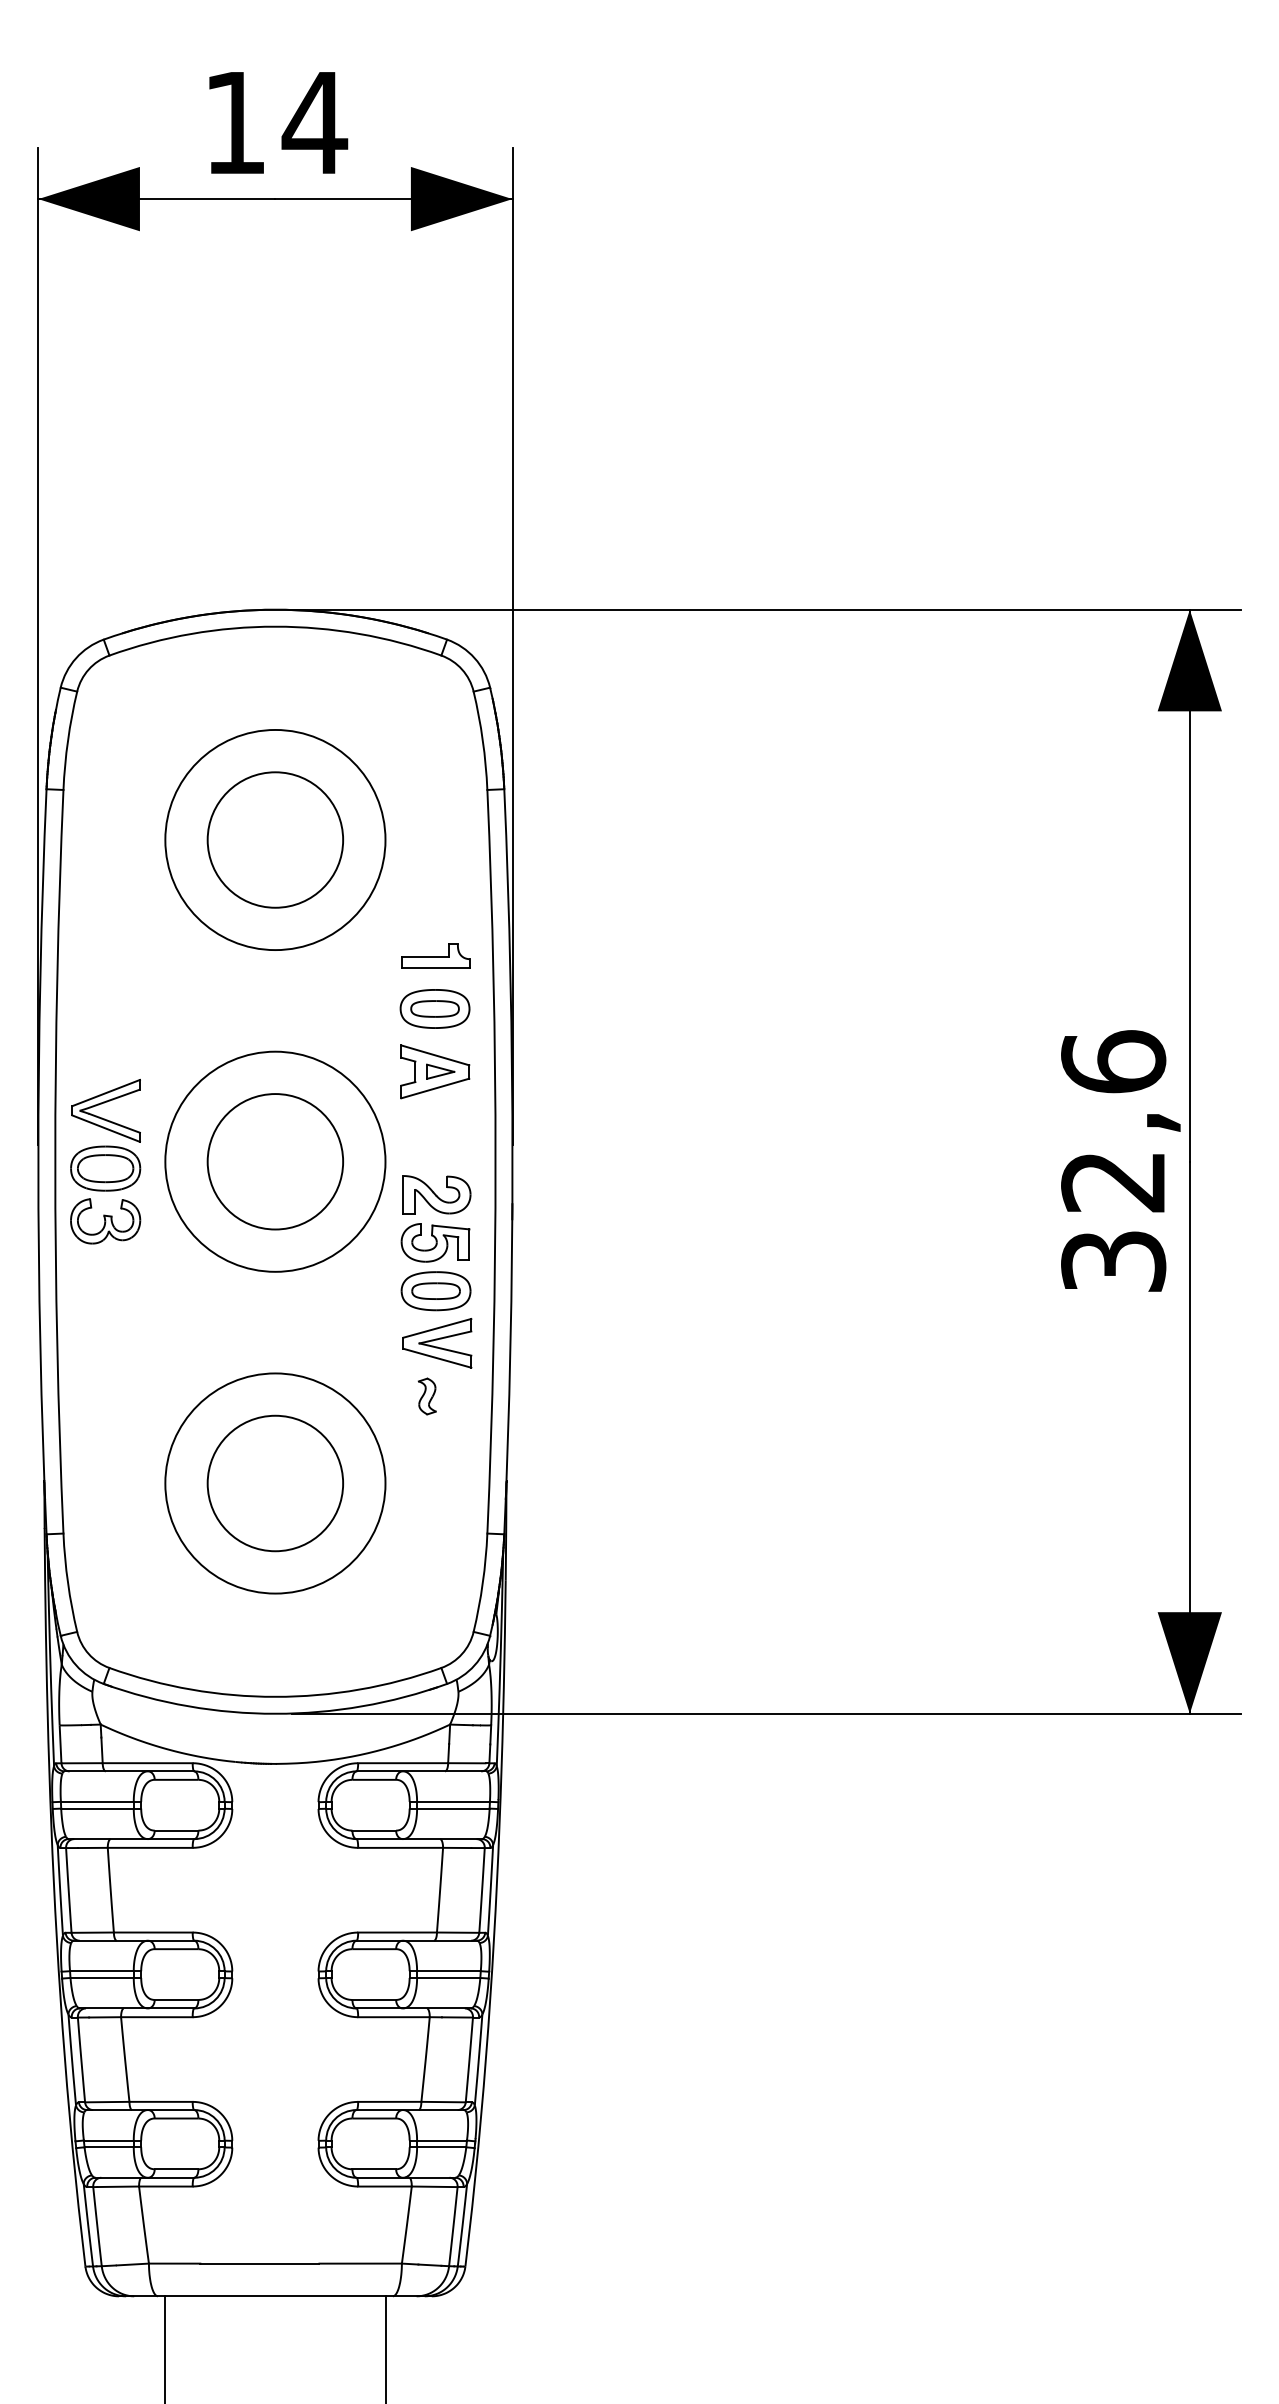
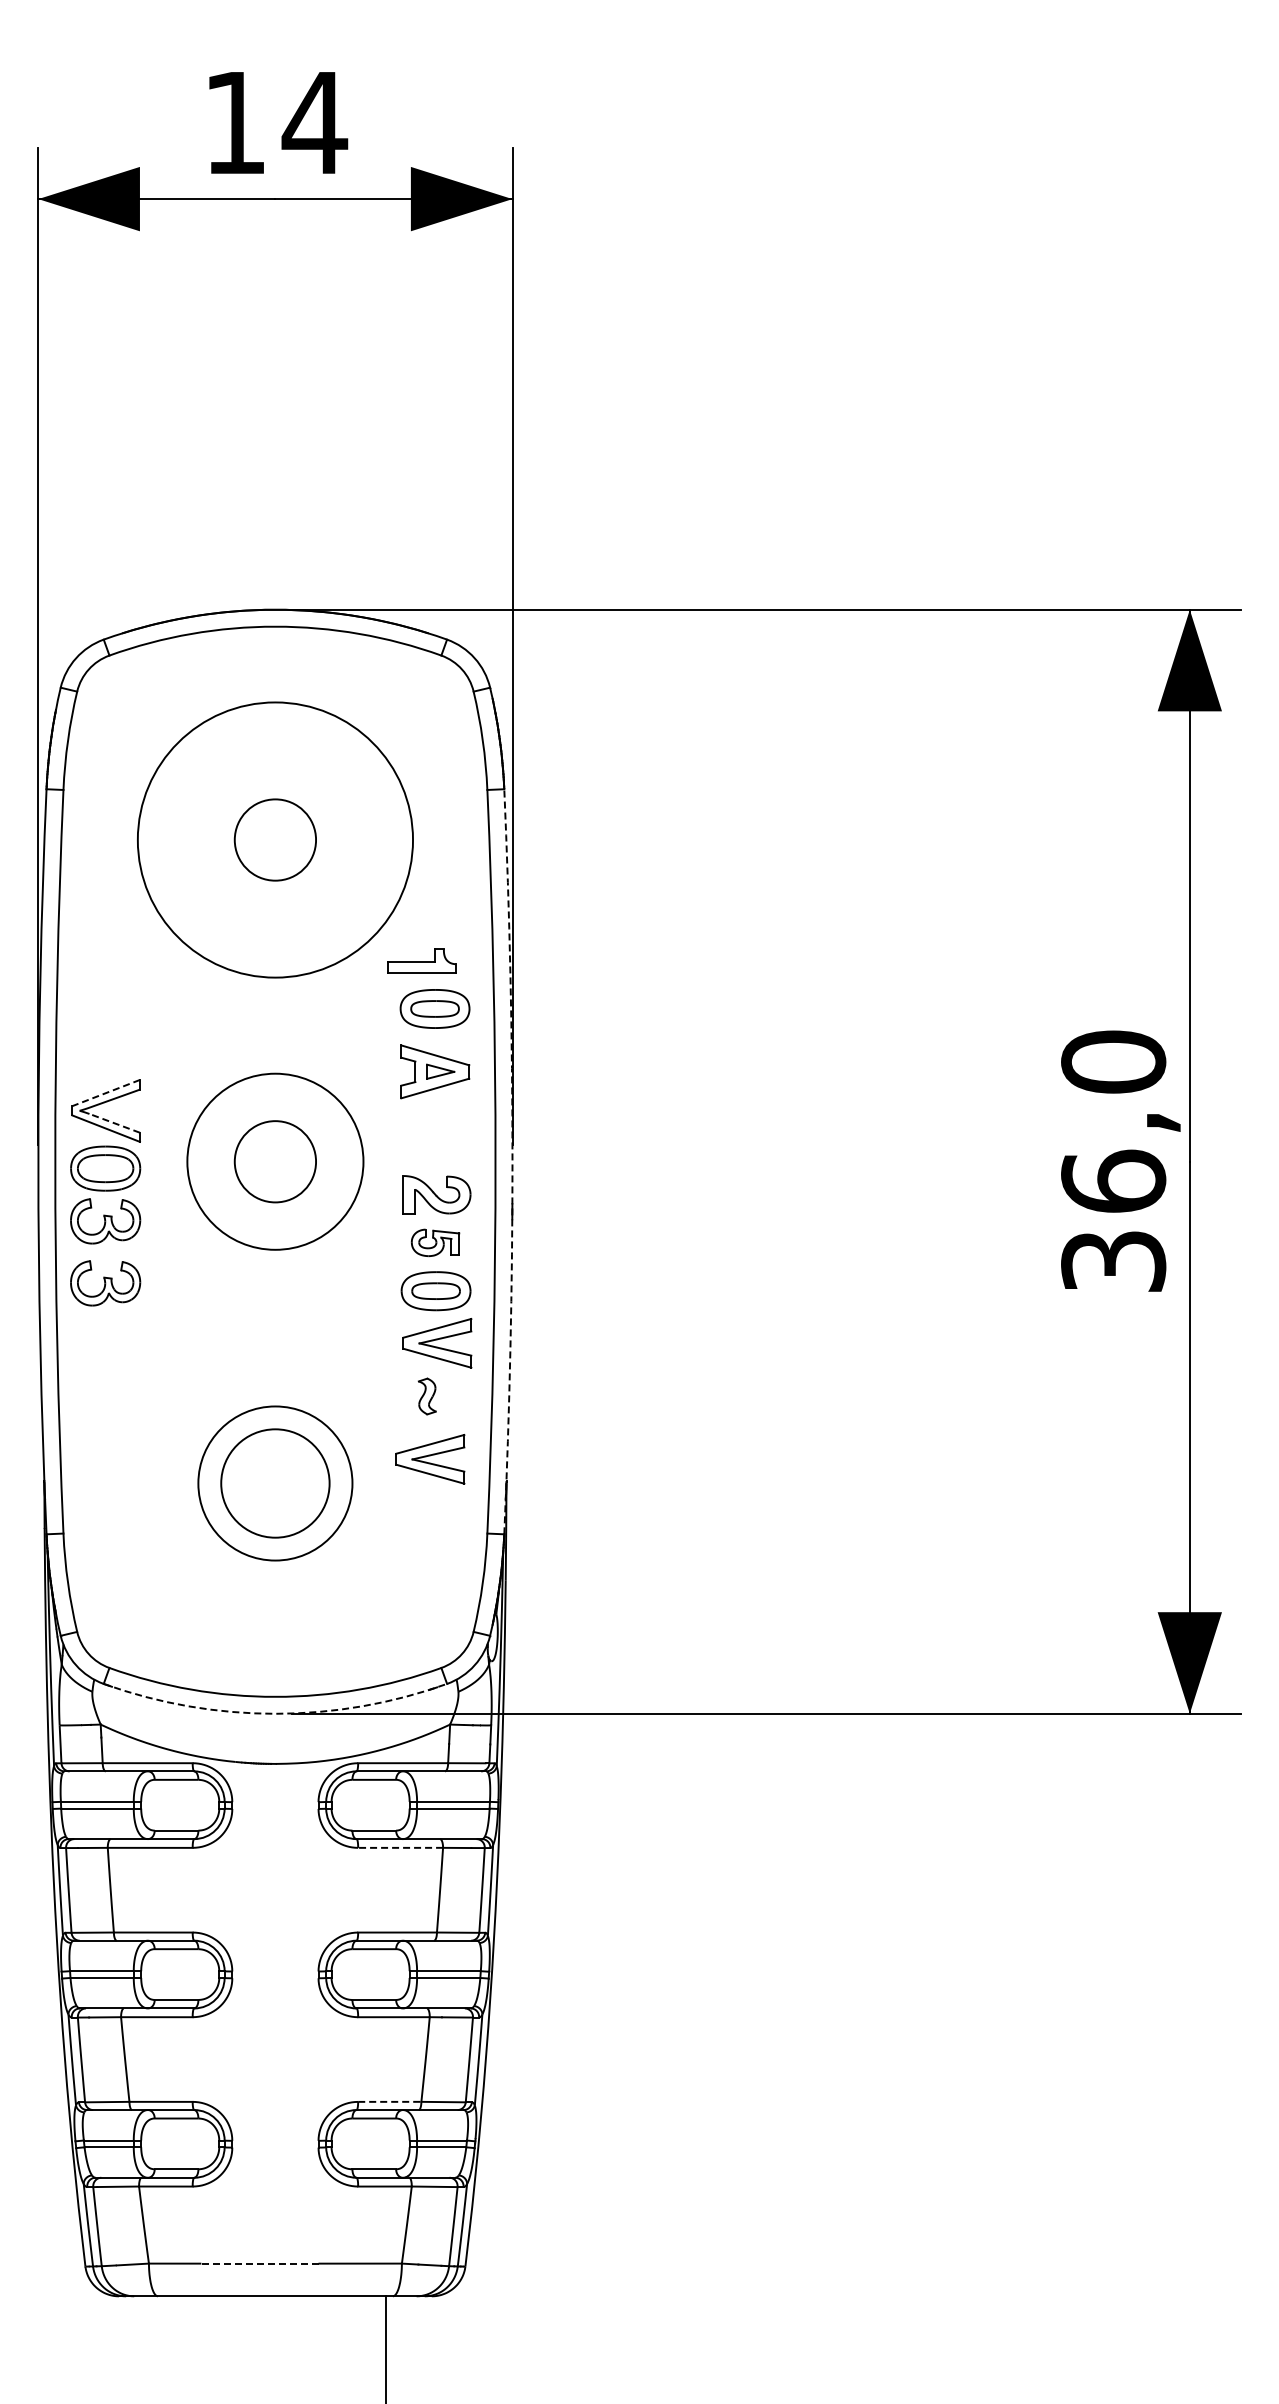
circle diameter: 135 px -> 81 px (275, 839)
circle diameter: 220 px -> 275 px (275, 839)
part position: (435, 955) -> (421, 960) (421, 960)
line: solid -> dashed (105, 1093)
text: 32,6 -> 36,0 (1113, 1121)
line: solid -> dashed (114, 1123)
circle diameter: 135 px -> 81 px (275, 1161)
circle diameter: 220 px -> 176 px (275, 1161)
arc: solid -> dashed (512, 1161)
part size: 71x40 px -> 51x29 px (435, 1242)
part: none -> present (105, 1283)
part: none -> present (430, 1459)
circle diameter: 135 px -> 108 px (275, 1483)
circle diameter: 220 px -> 154 px (275, 1483)
arc: solid -> dashed (275, 1713)
line: solid -> dashed (400, 1847)
line: solid -> dashed (389, 2101)
line: solid -> dashed (259, 2263)
line: present -> none (165, 2348)
